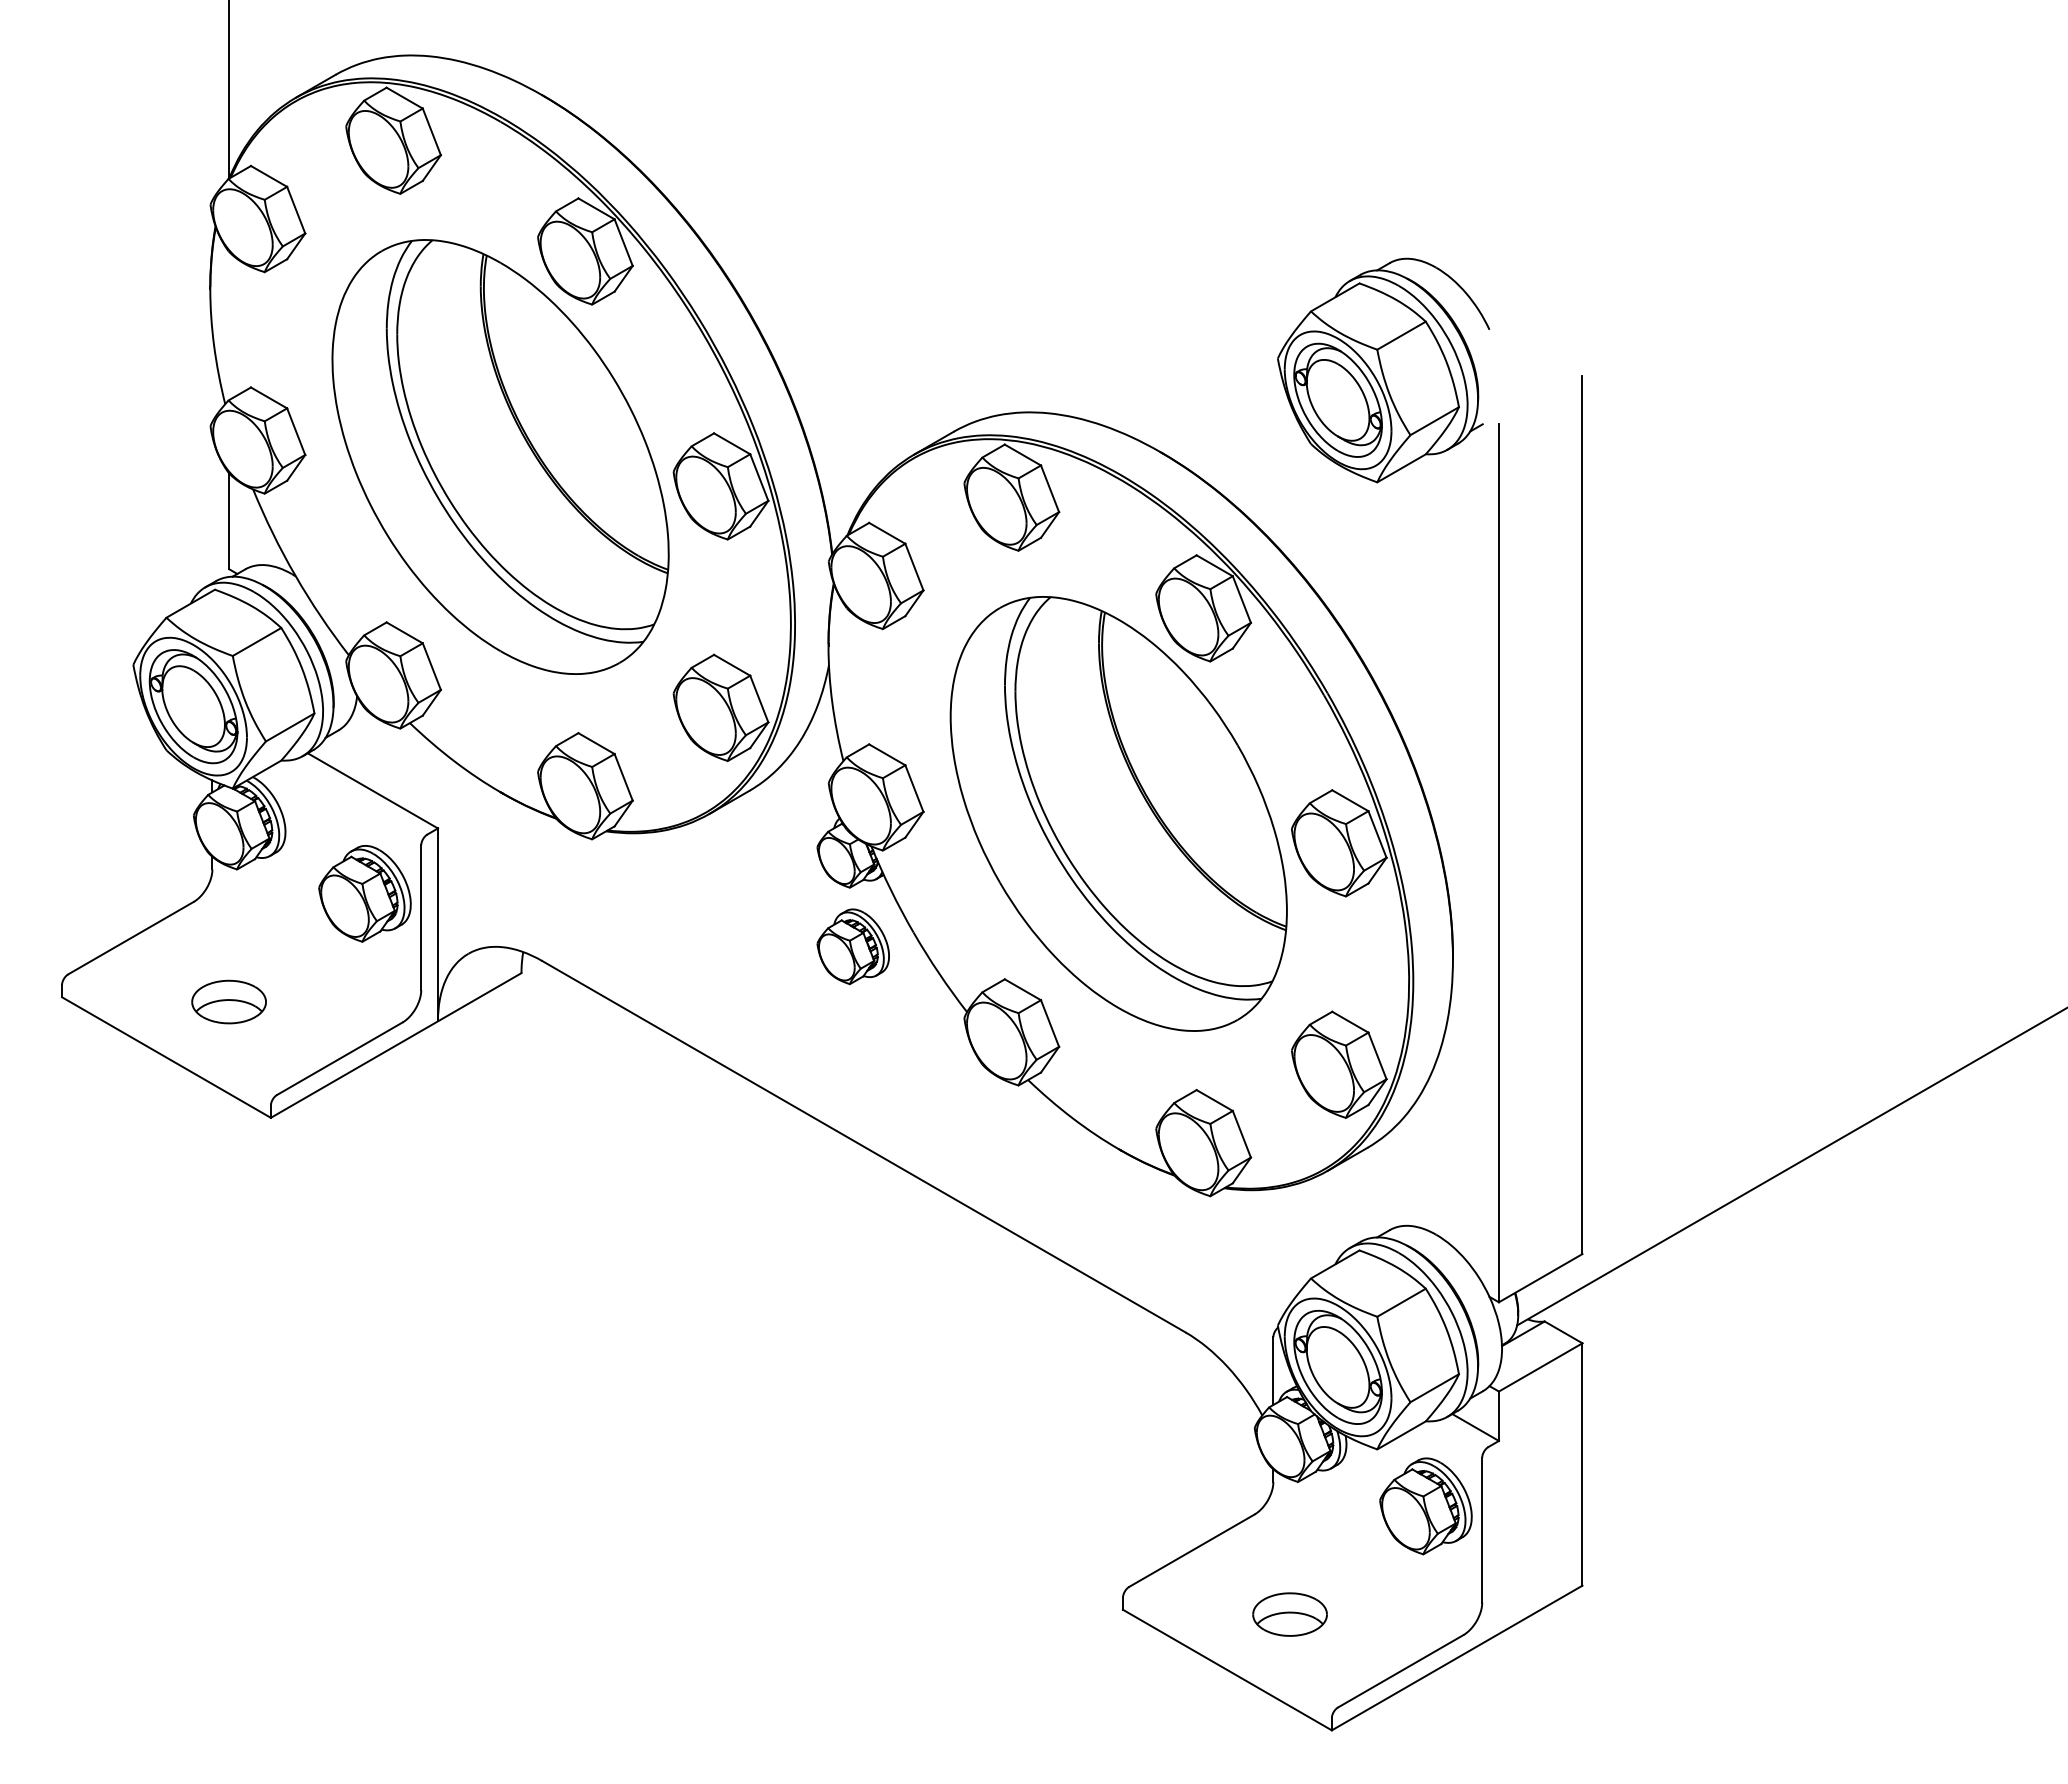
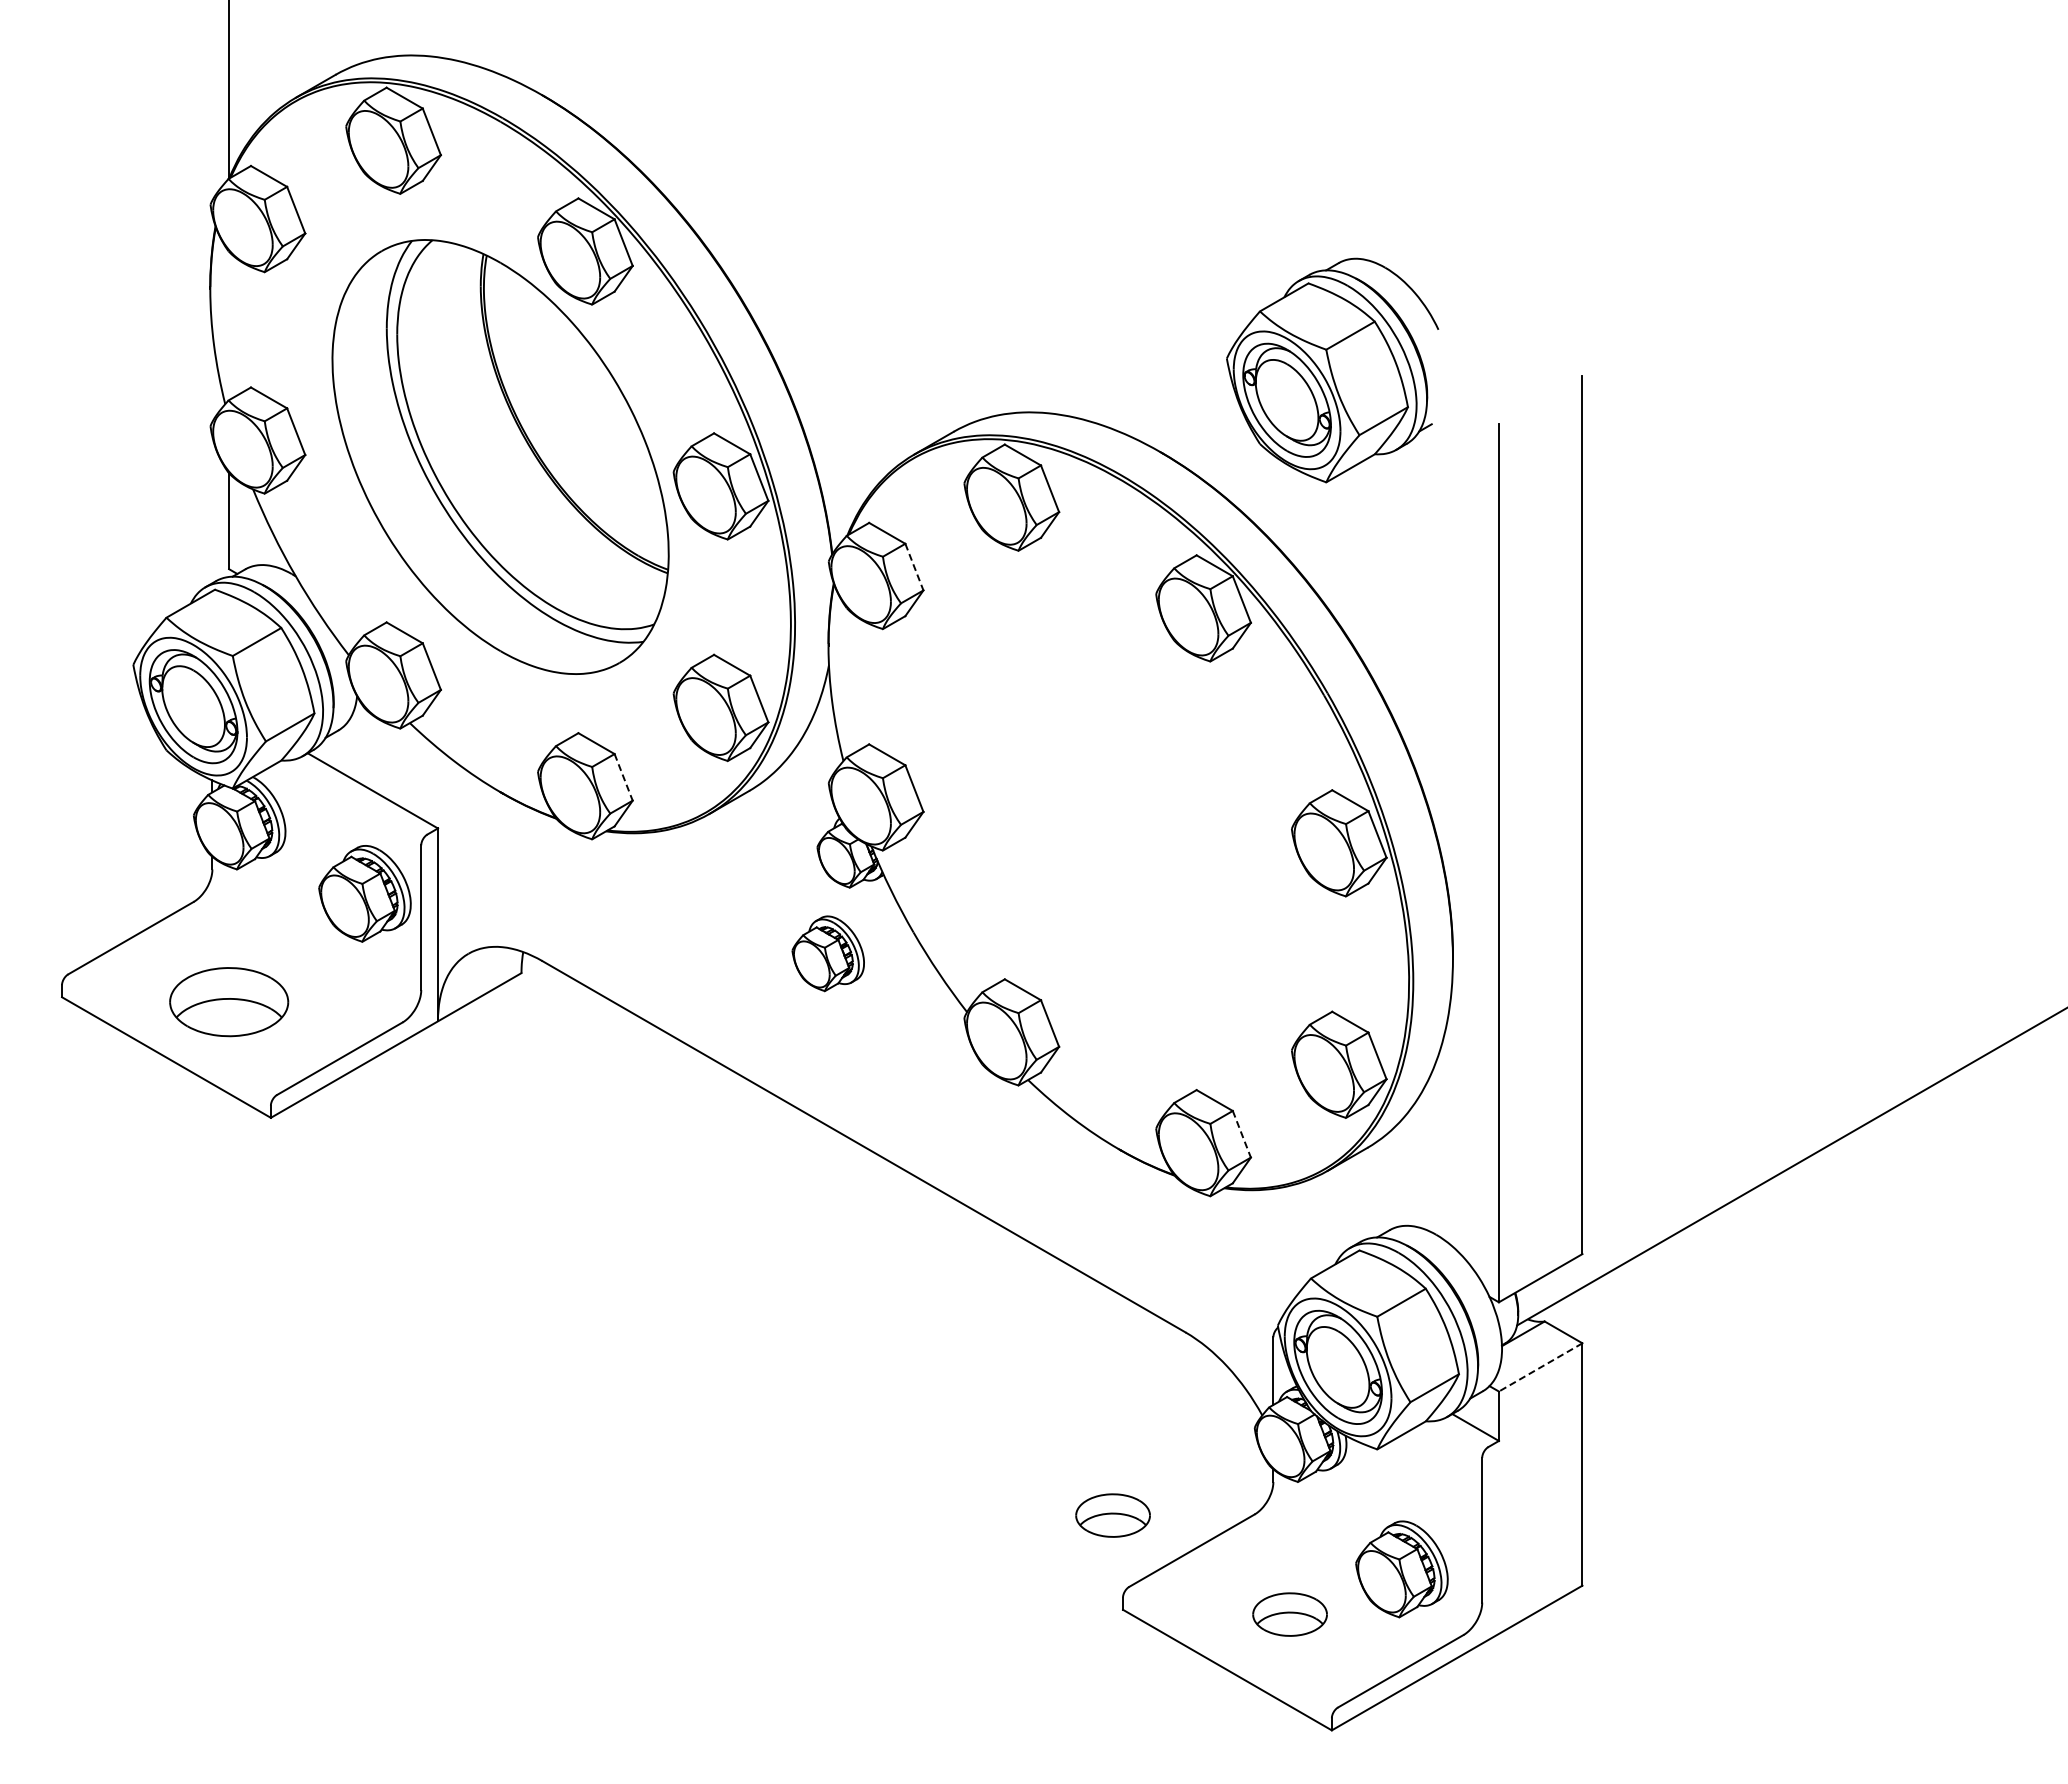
part position: (1383, 370) -> (1332, 370) (1332, 370)
line: solid -> dashed (914, 567)
line: solid -> dashed (623, 777)
part: present -> none (1118, 813)
part position: (852, 946) -> (827, 953) (827, 953)
part size: 76x46 px -> 121x71 px (229, 1002)
line: solid -> dashed (1242, 1134)
line: solid -> dashed (1540, 1367)
part position: (1425, 1506) -> (1401, 1569) (1401, 1569)
part: none -> present (1112, 1515)
